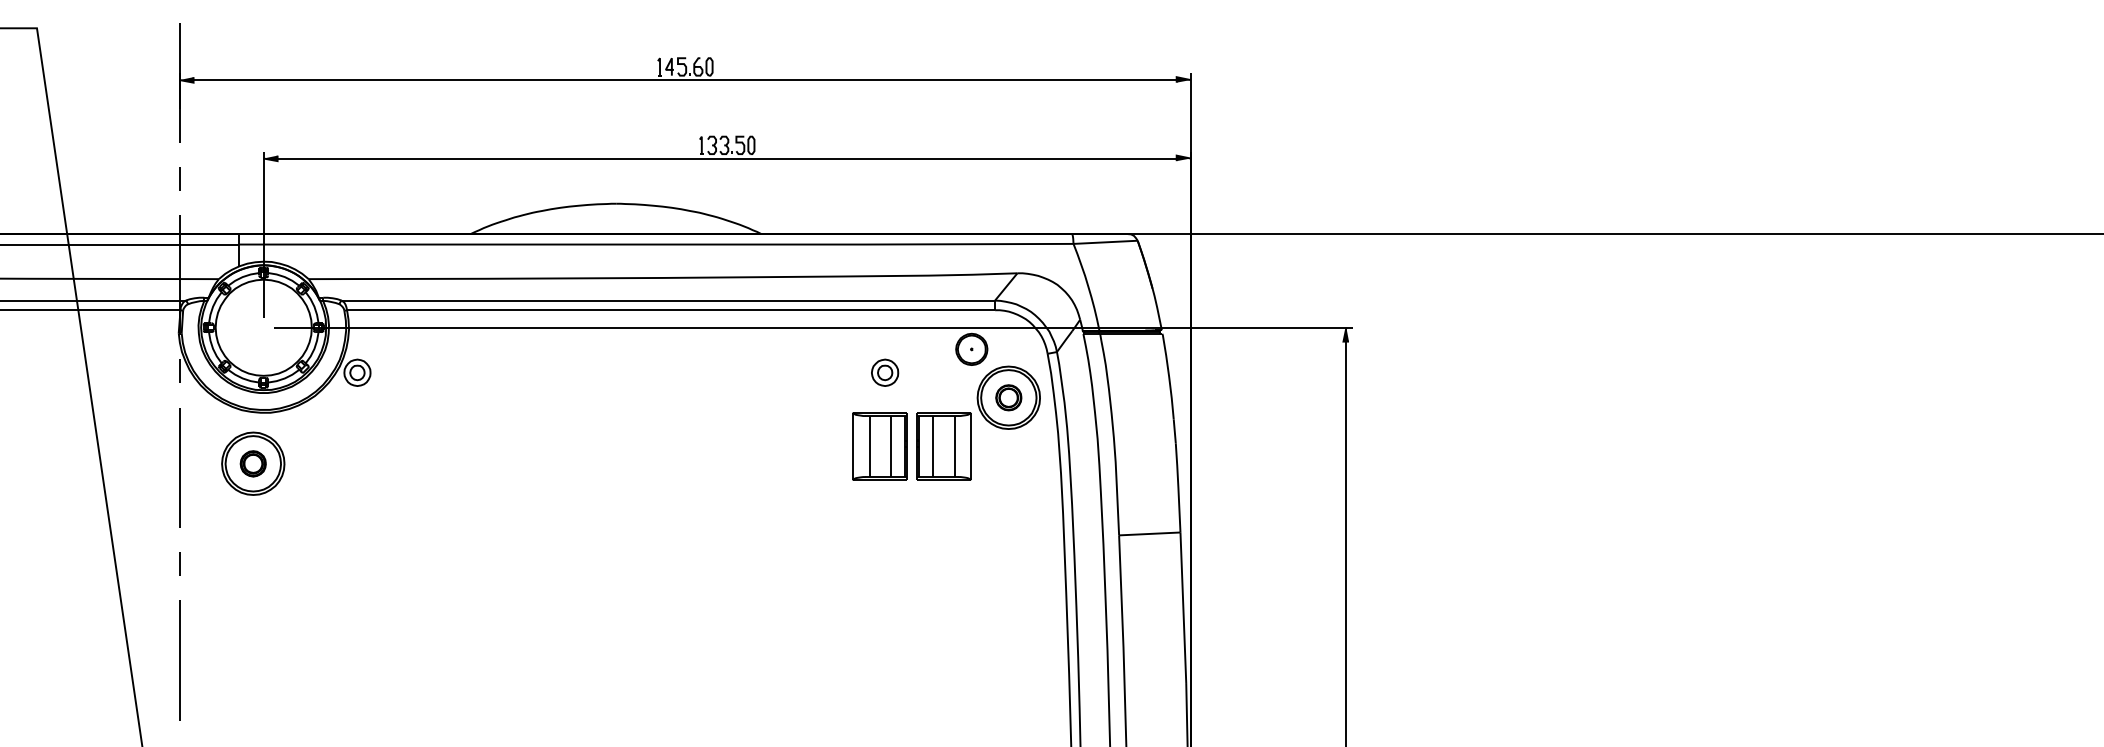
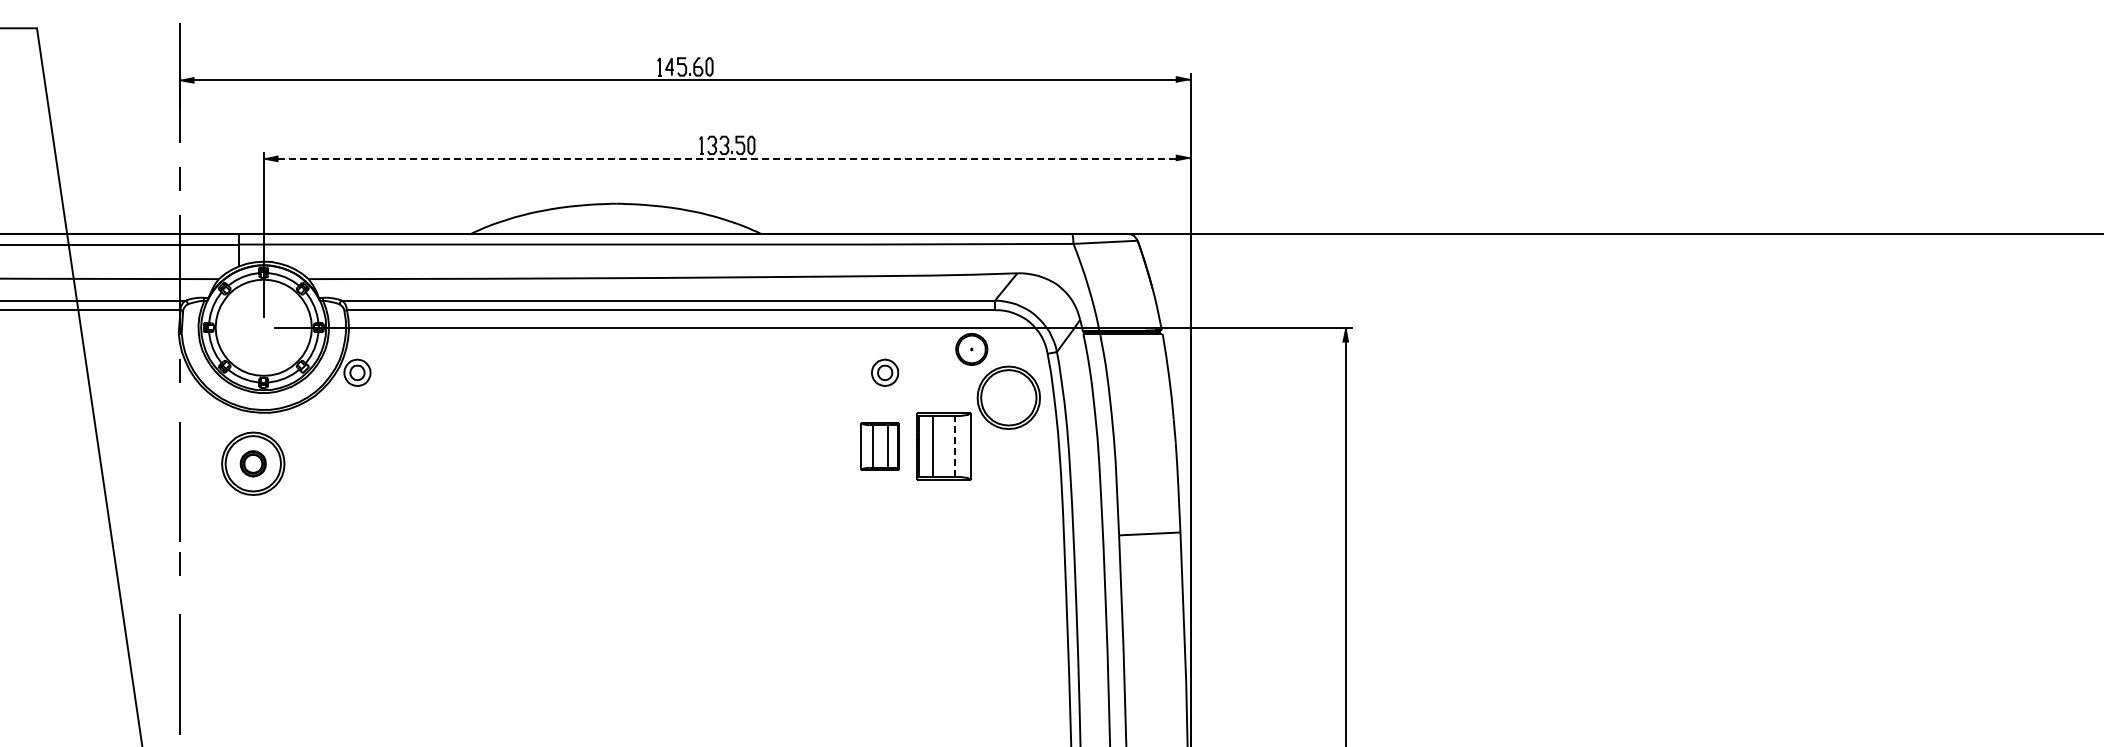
line: solid -> dashed (727, 158)
part: present -> none (1008, 397)
part size: 56x69 px -> 40x49 px (879, 446)
line: solid -> dashed (954, 446)
line position: (179, 467) -> (179, 481) (179, 481)
line position: (179, 660) -> (179, 674) (179, 674)
